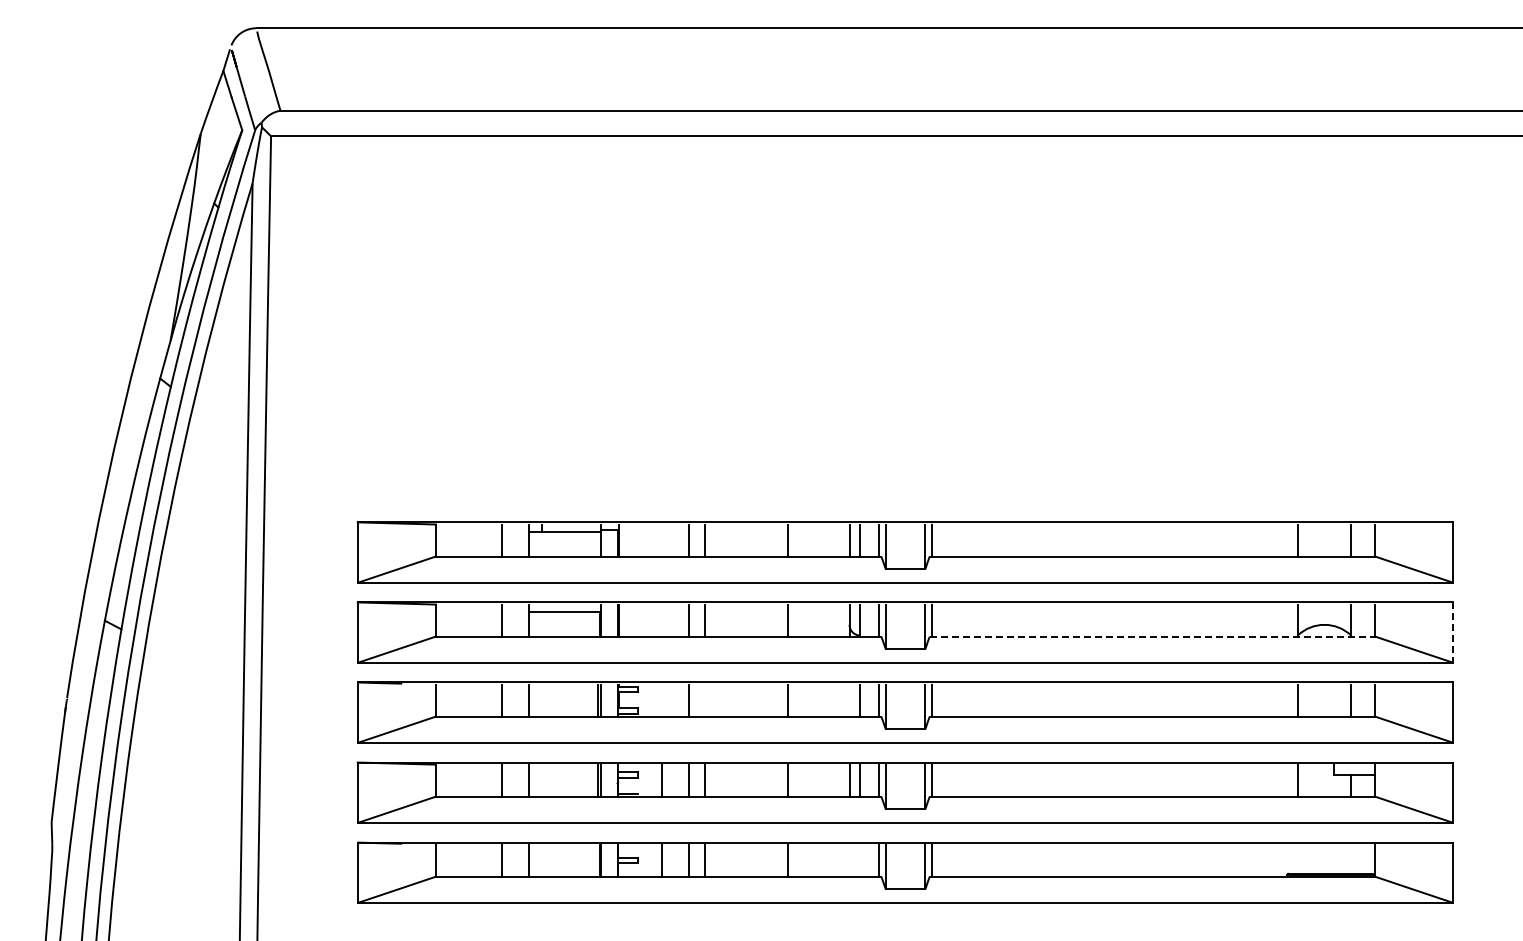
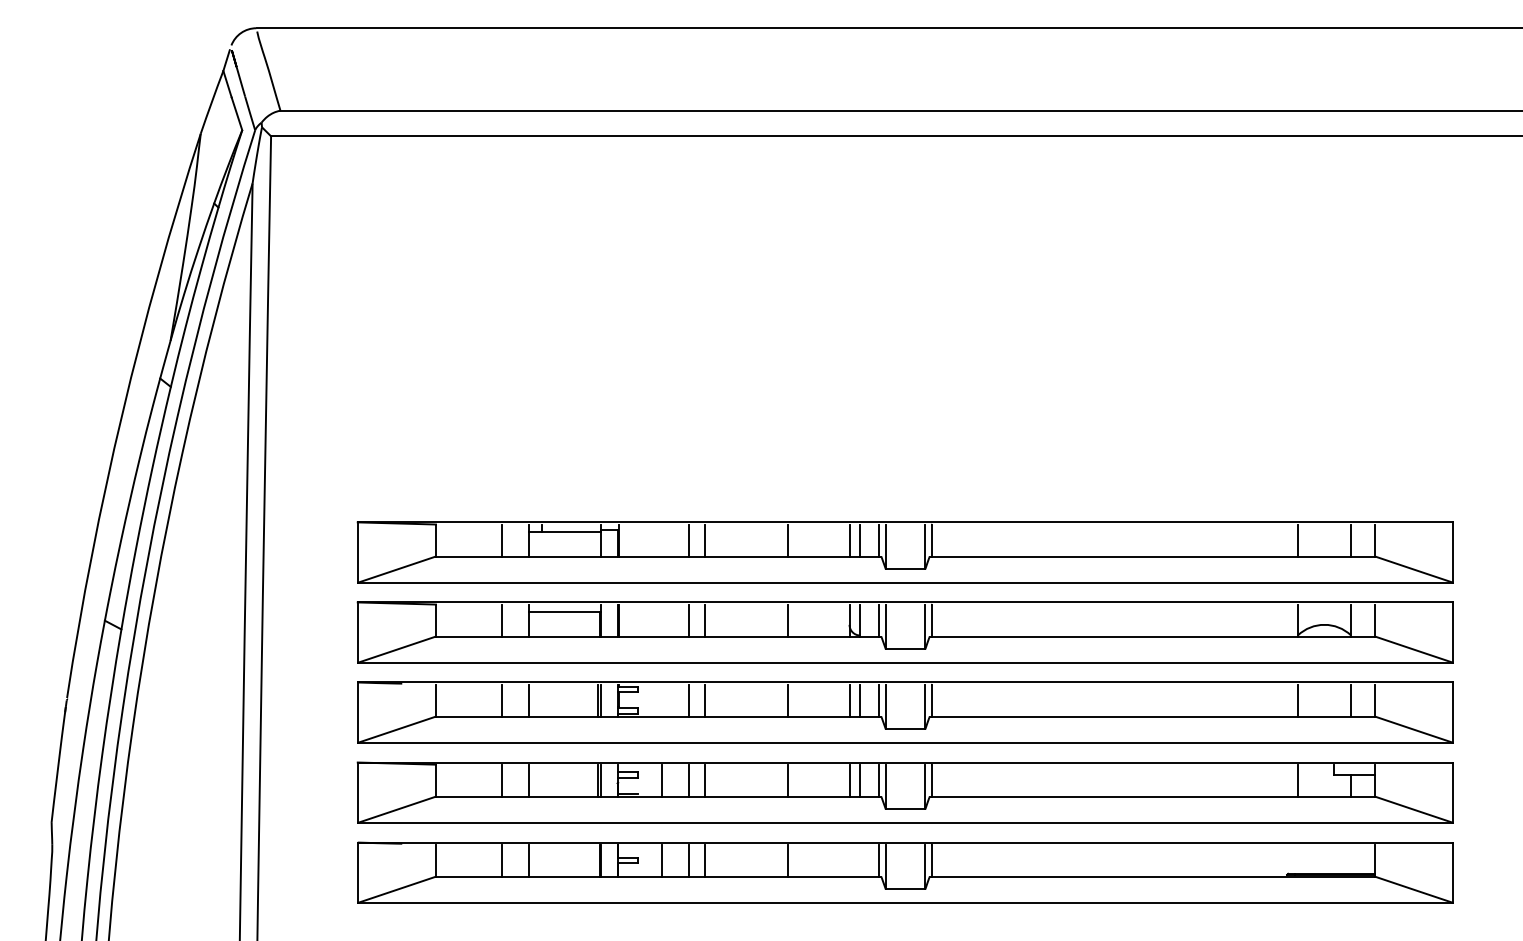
line: dashed -> solid (1453, 633)
line: dashed -> solid (1152, 636)
line: none -> present (705, 700)
line: none -> present (849, 700)
